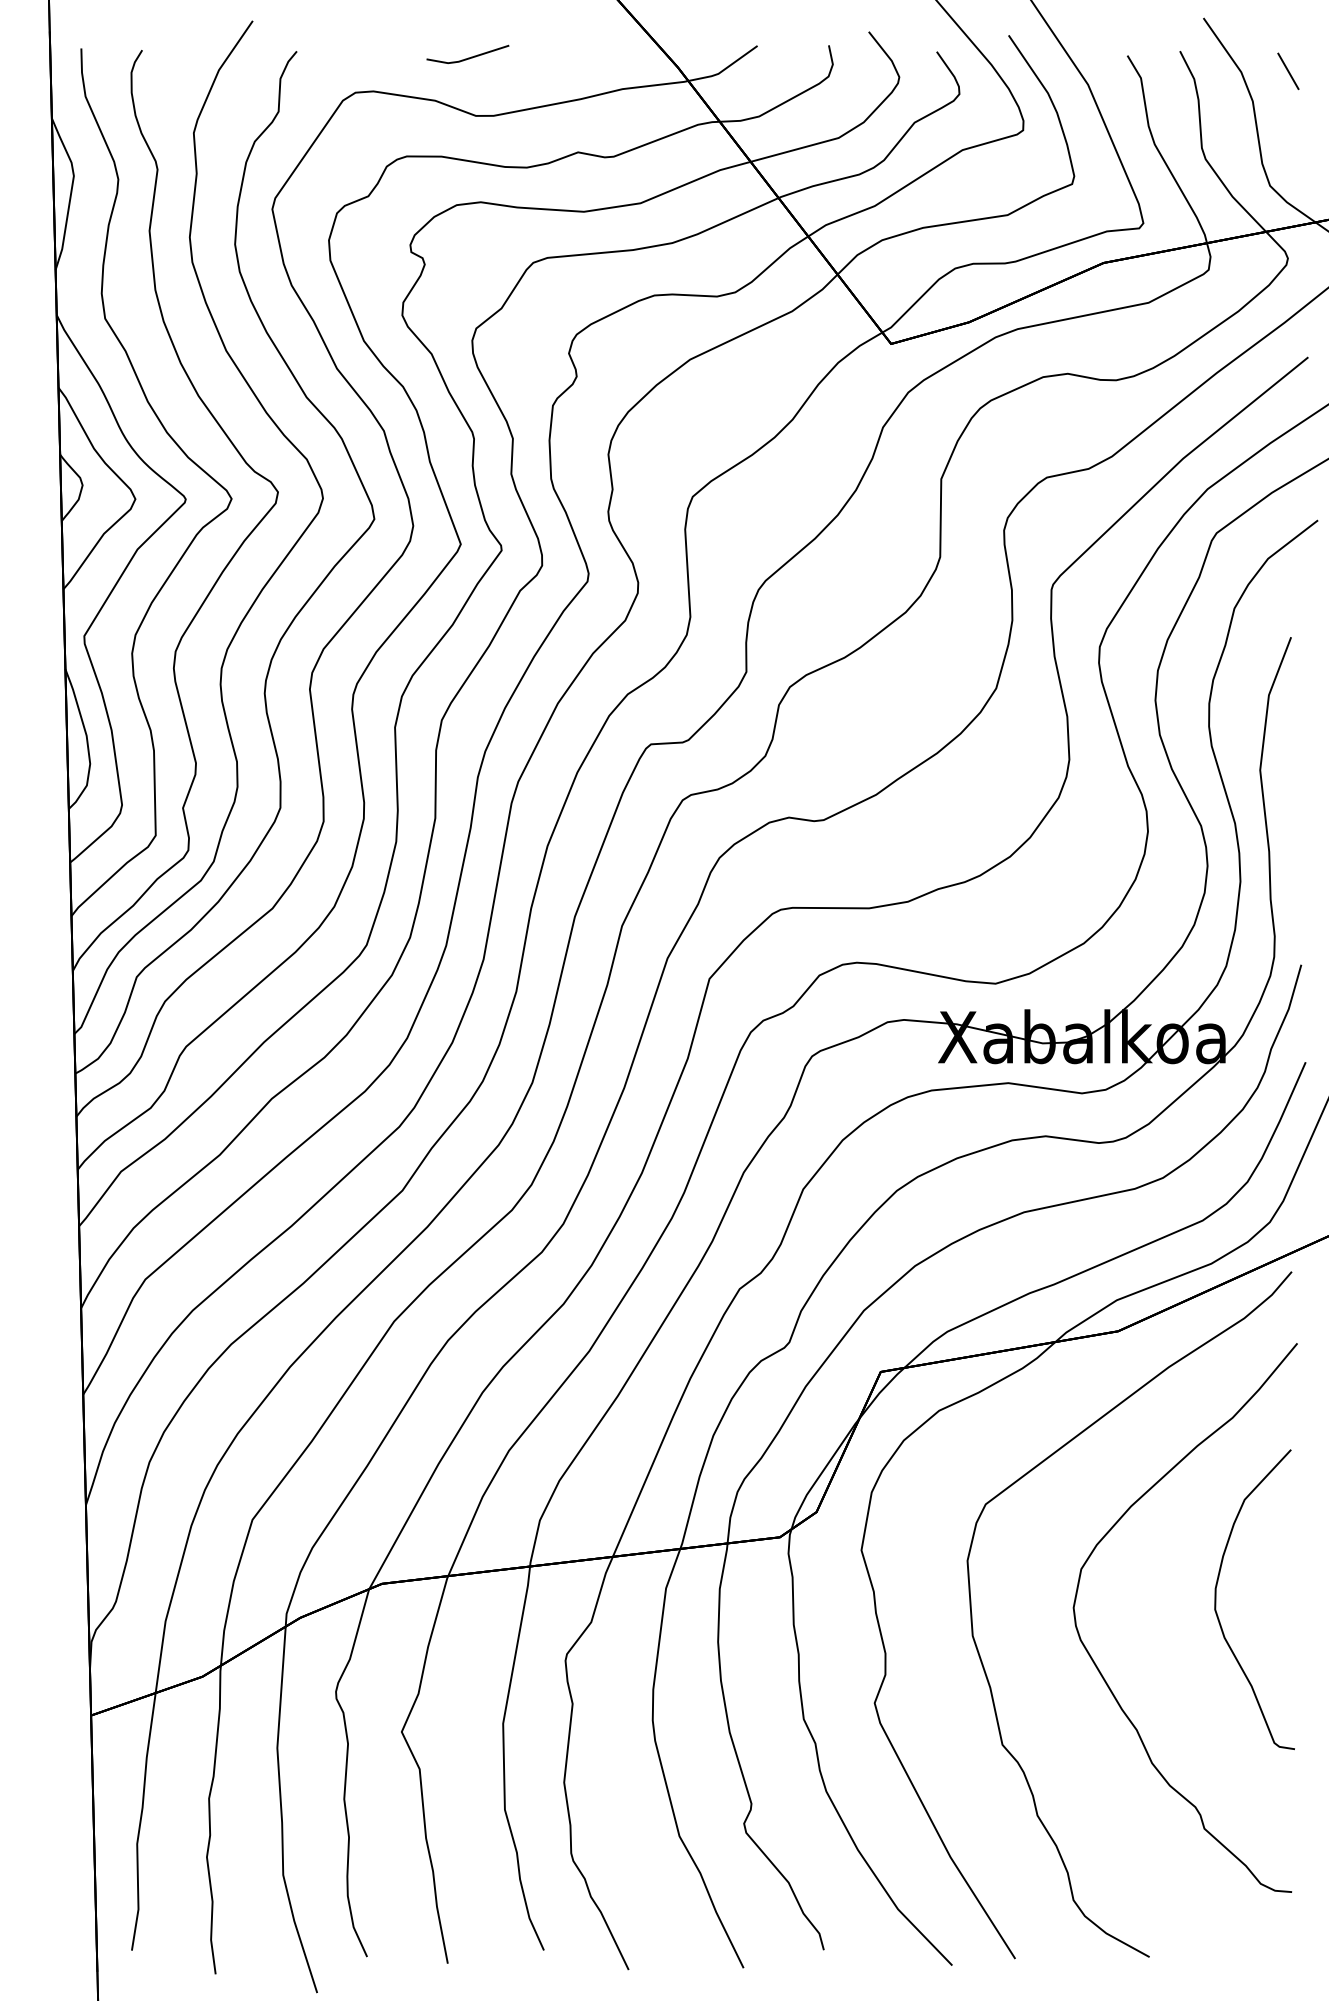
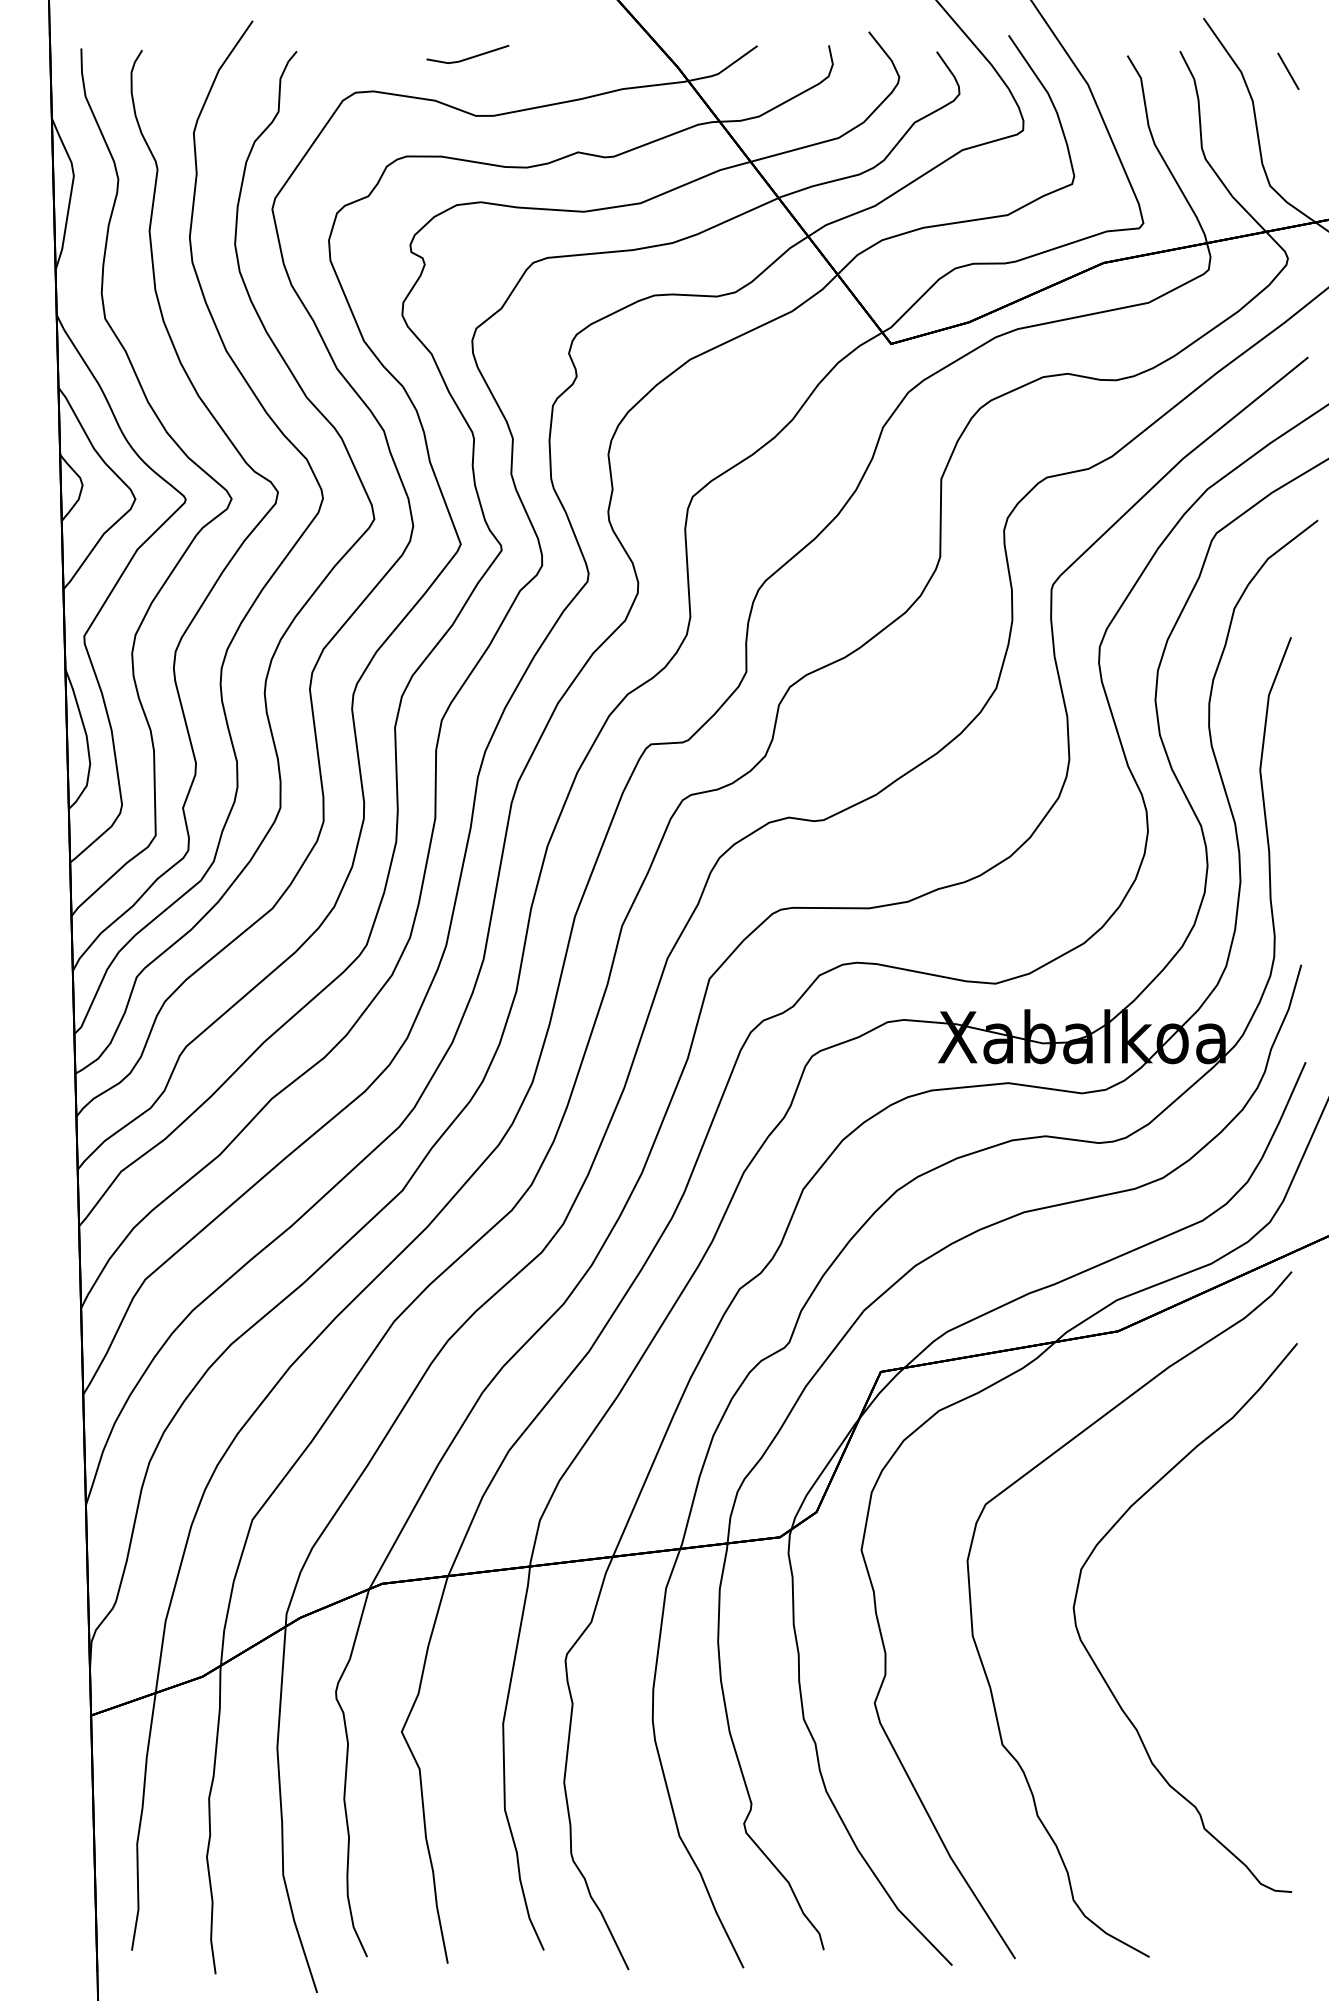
part: present -> none (1216, 1599)
